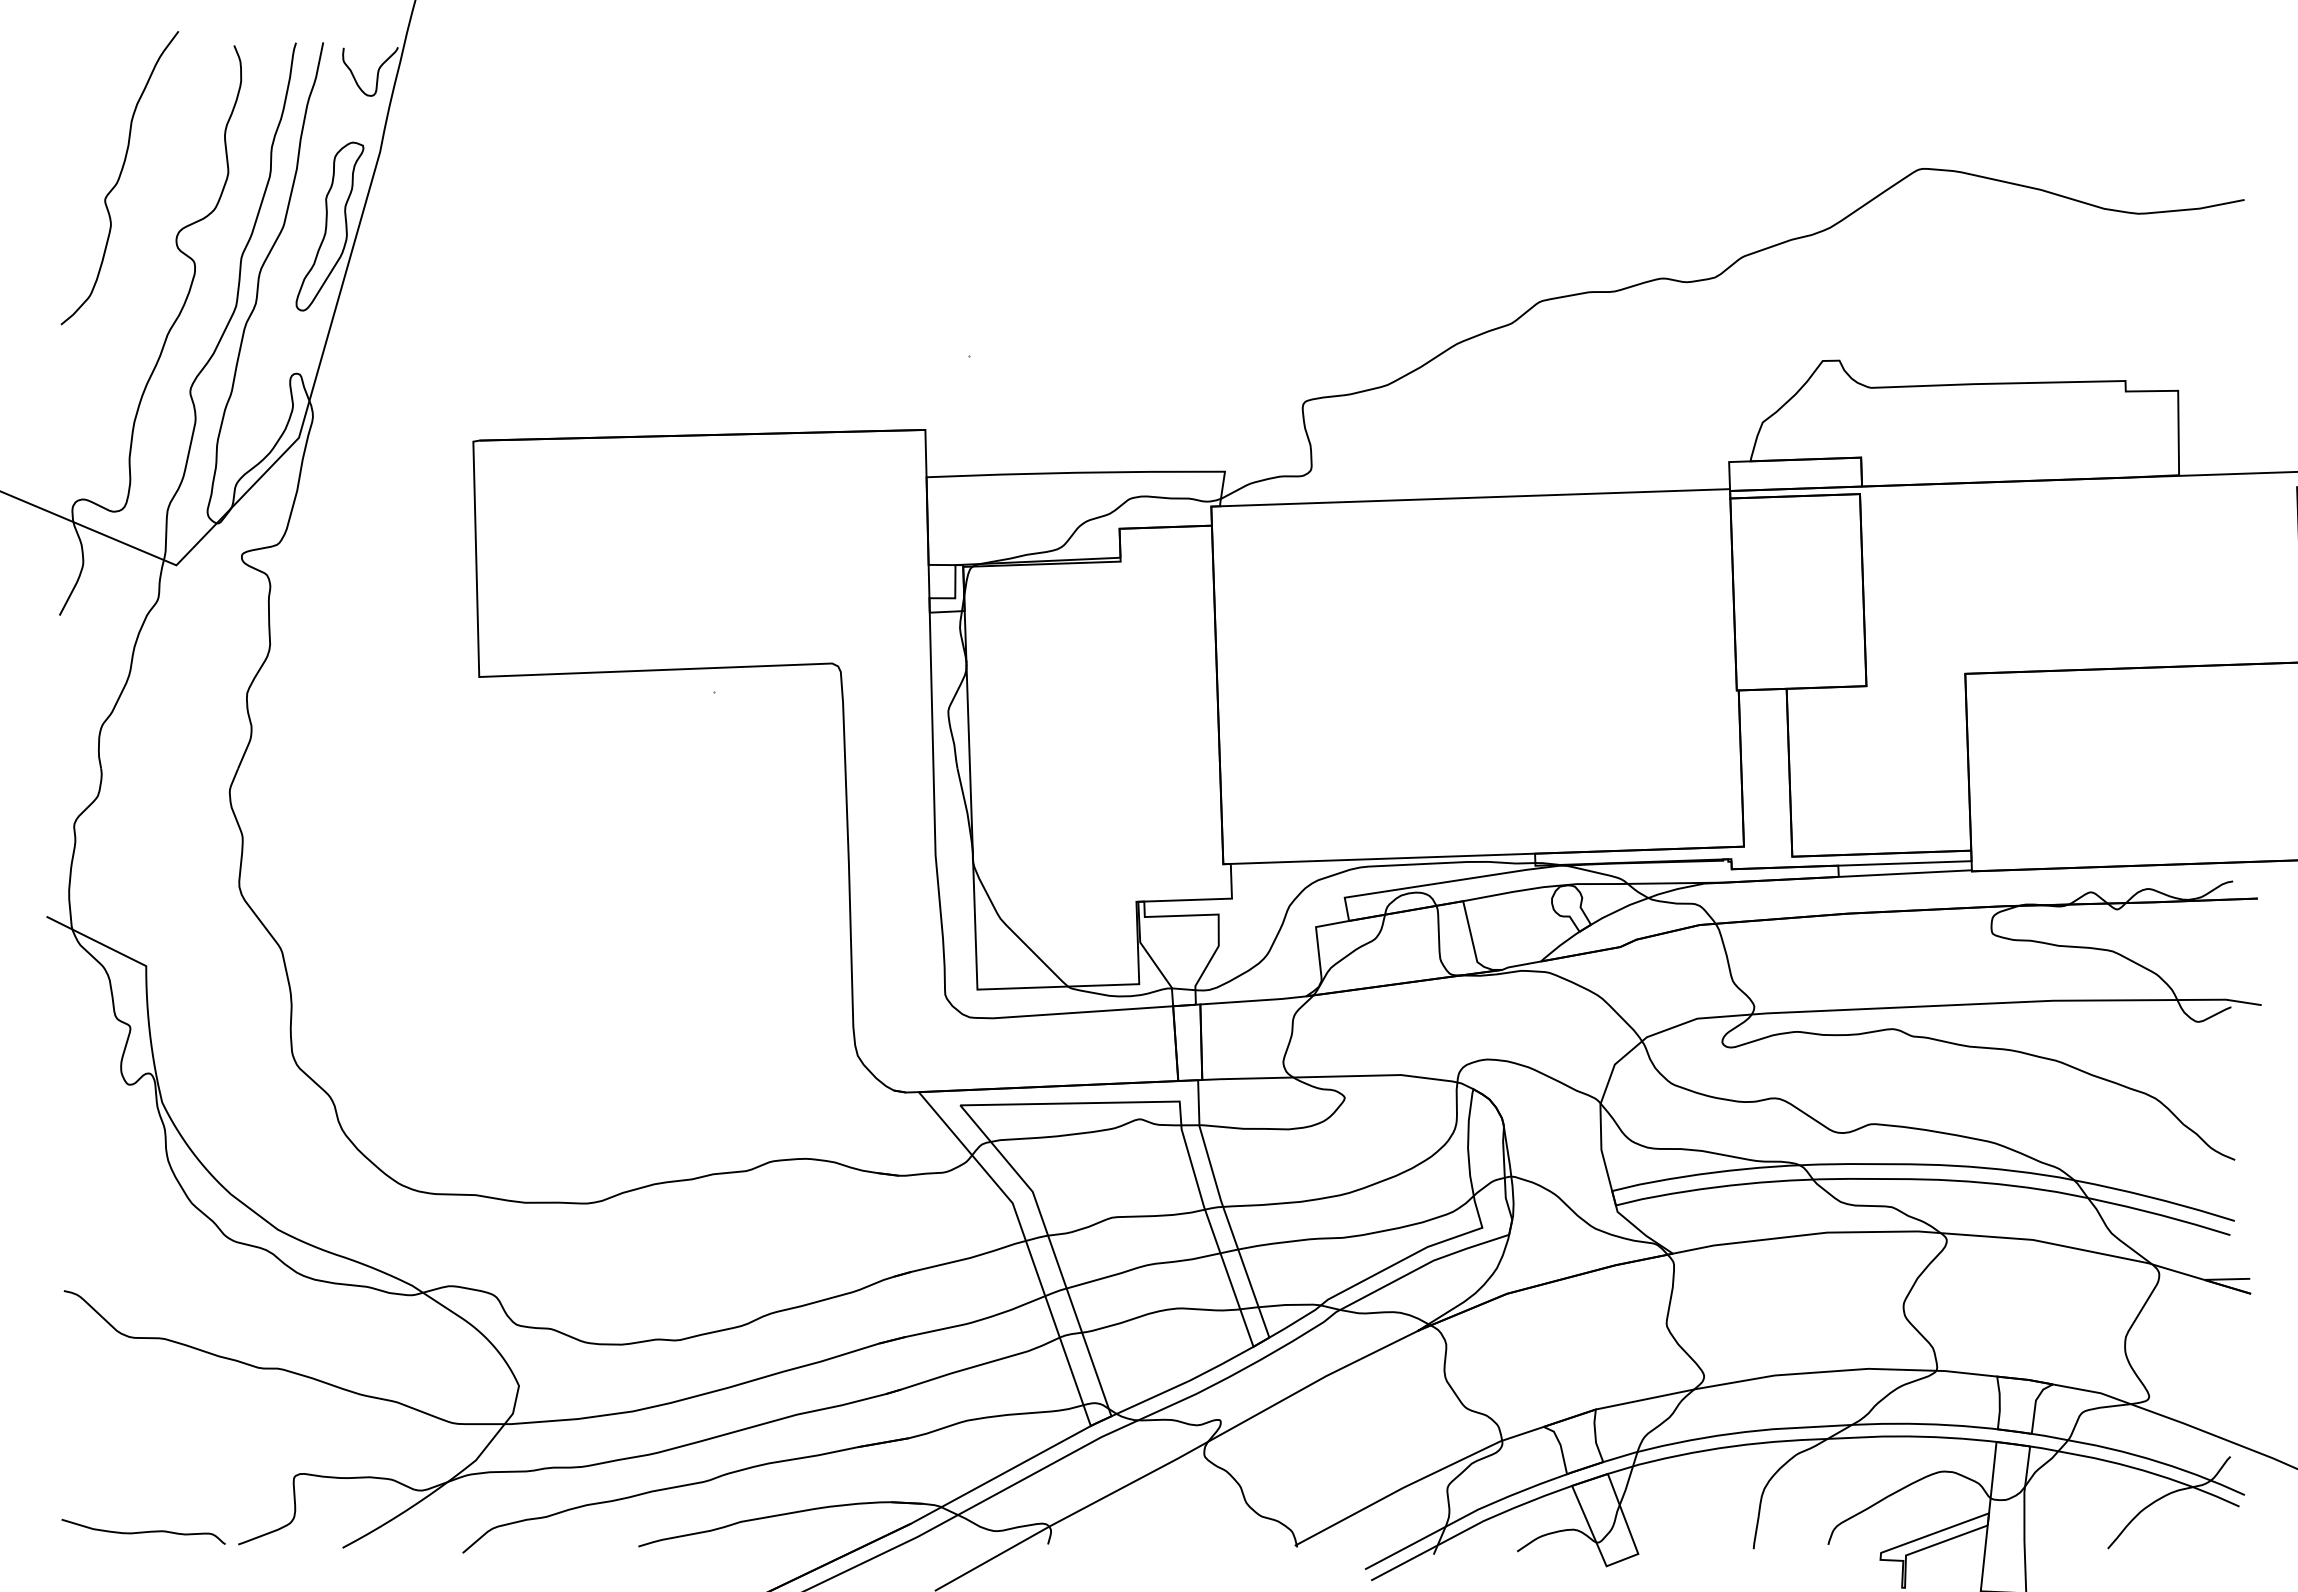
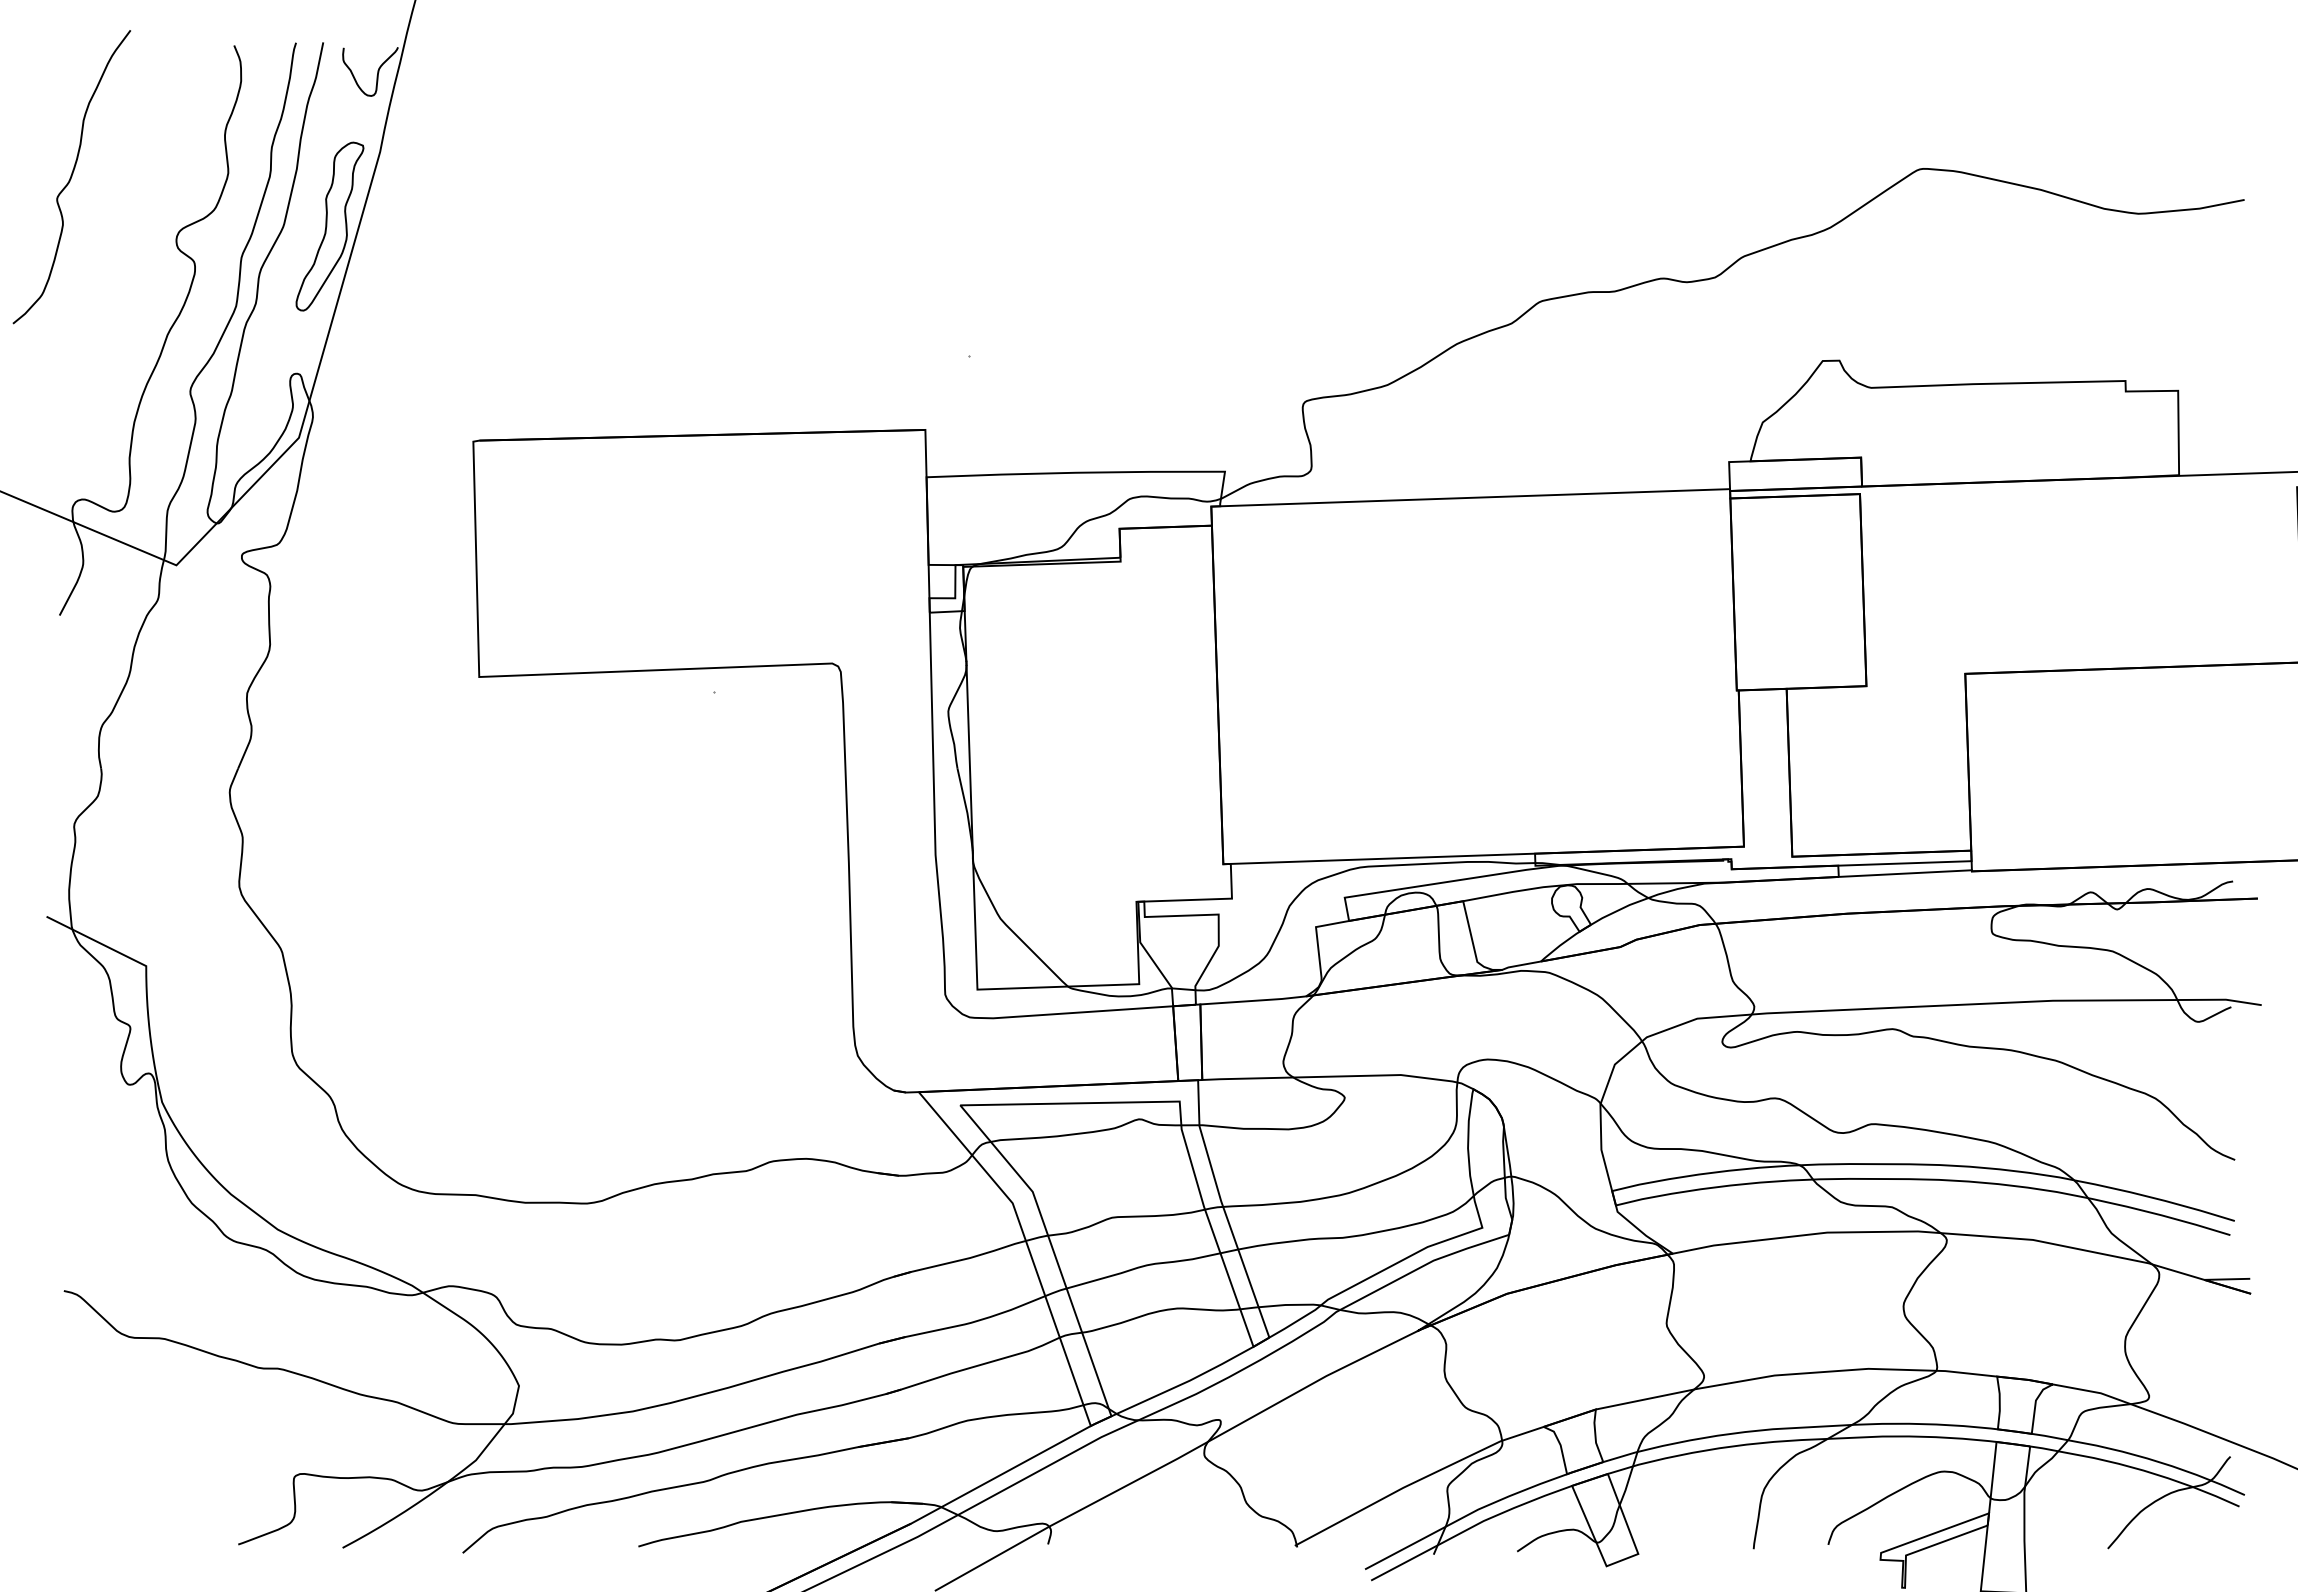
curve position: (119, 178) -> (71, 177) (71, 177)
curve: present -> none (143, 1531)
